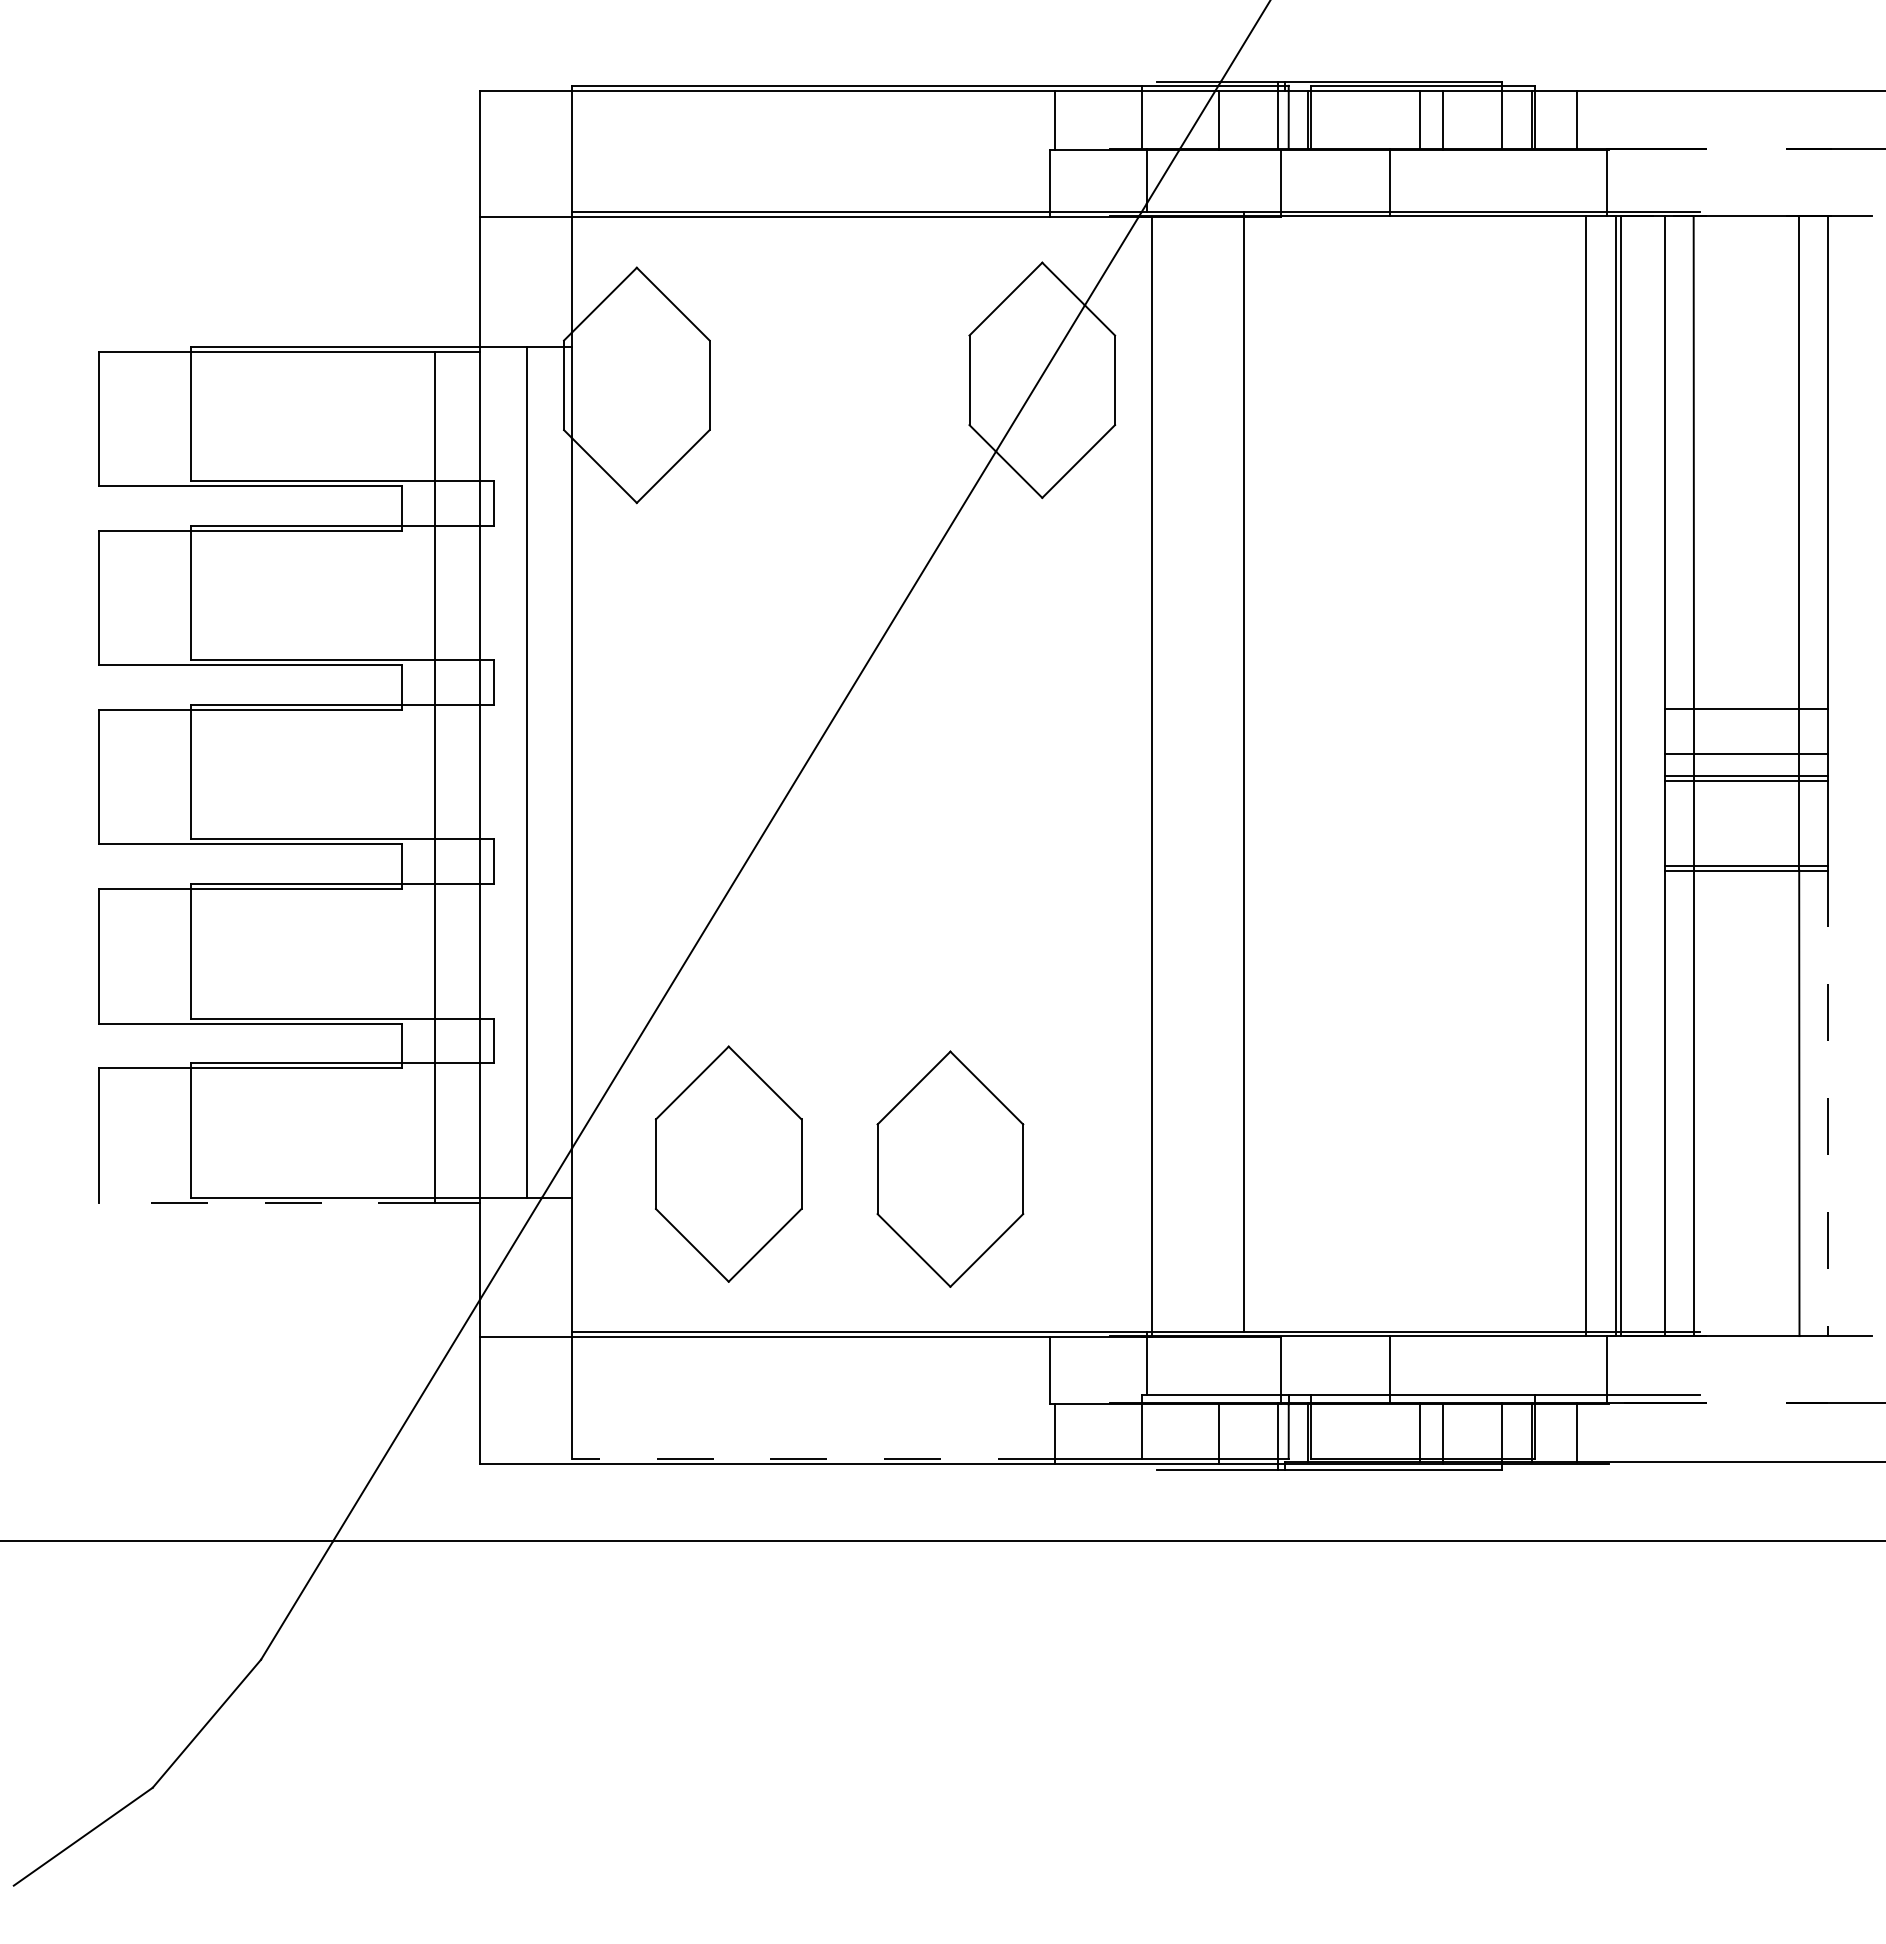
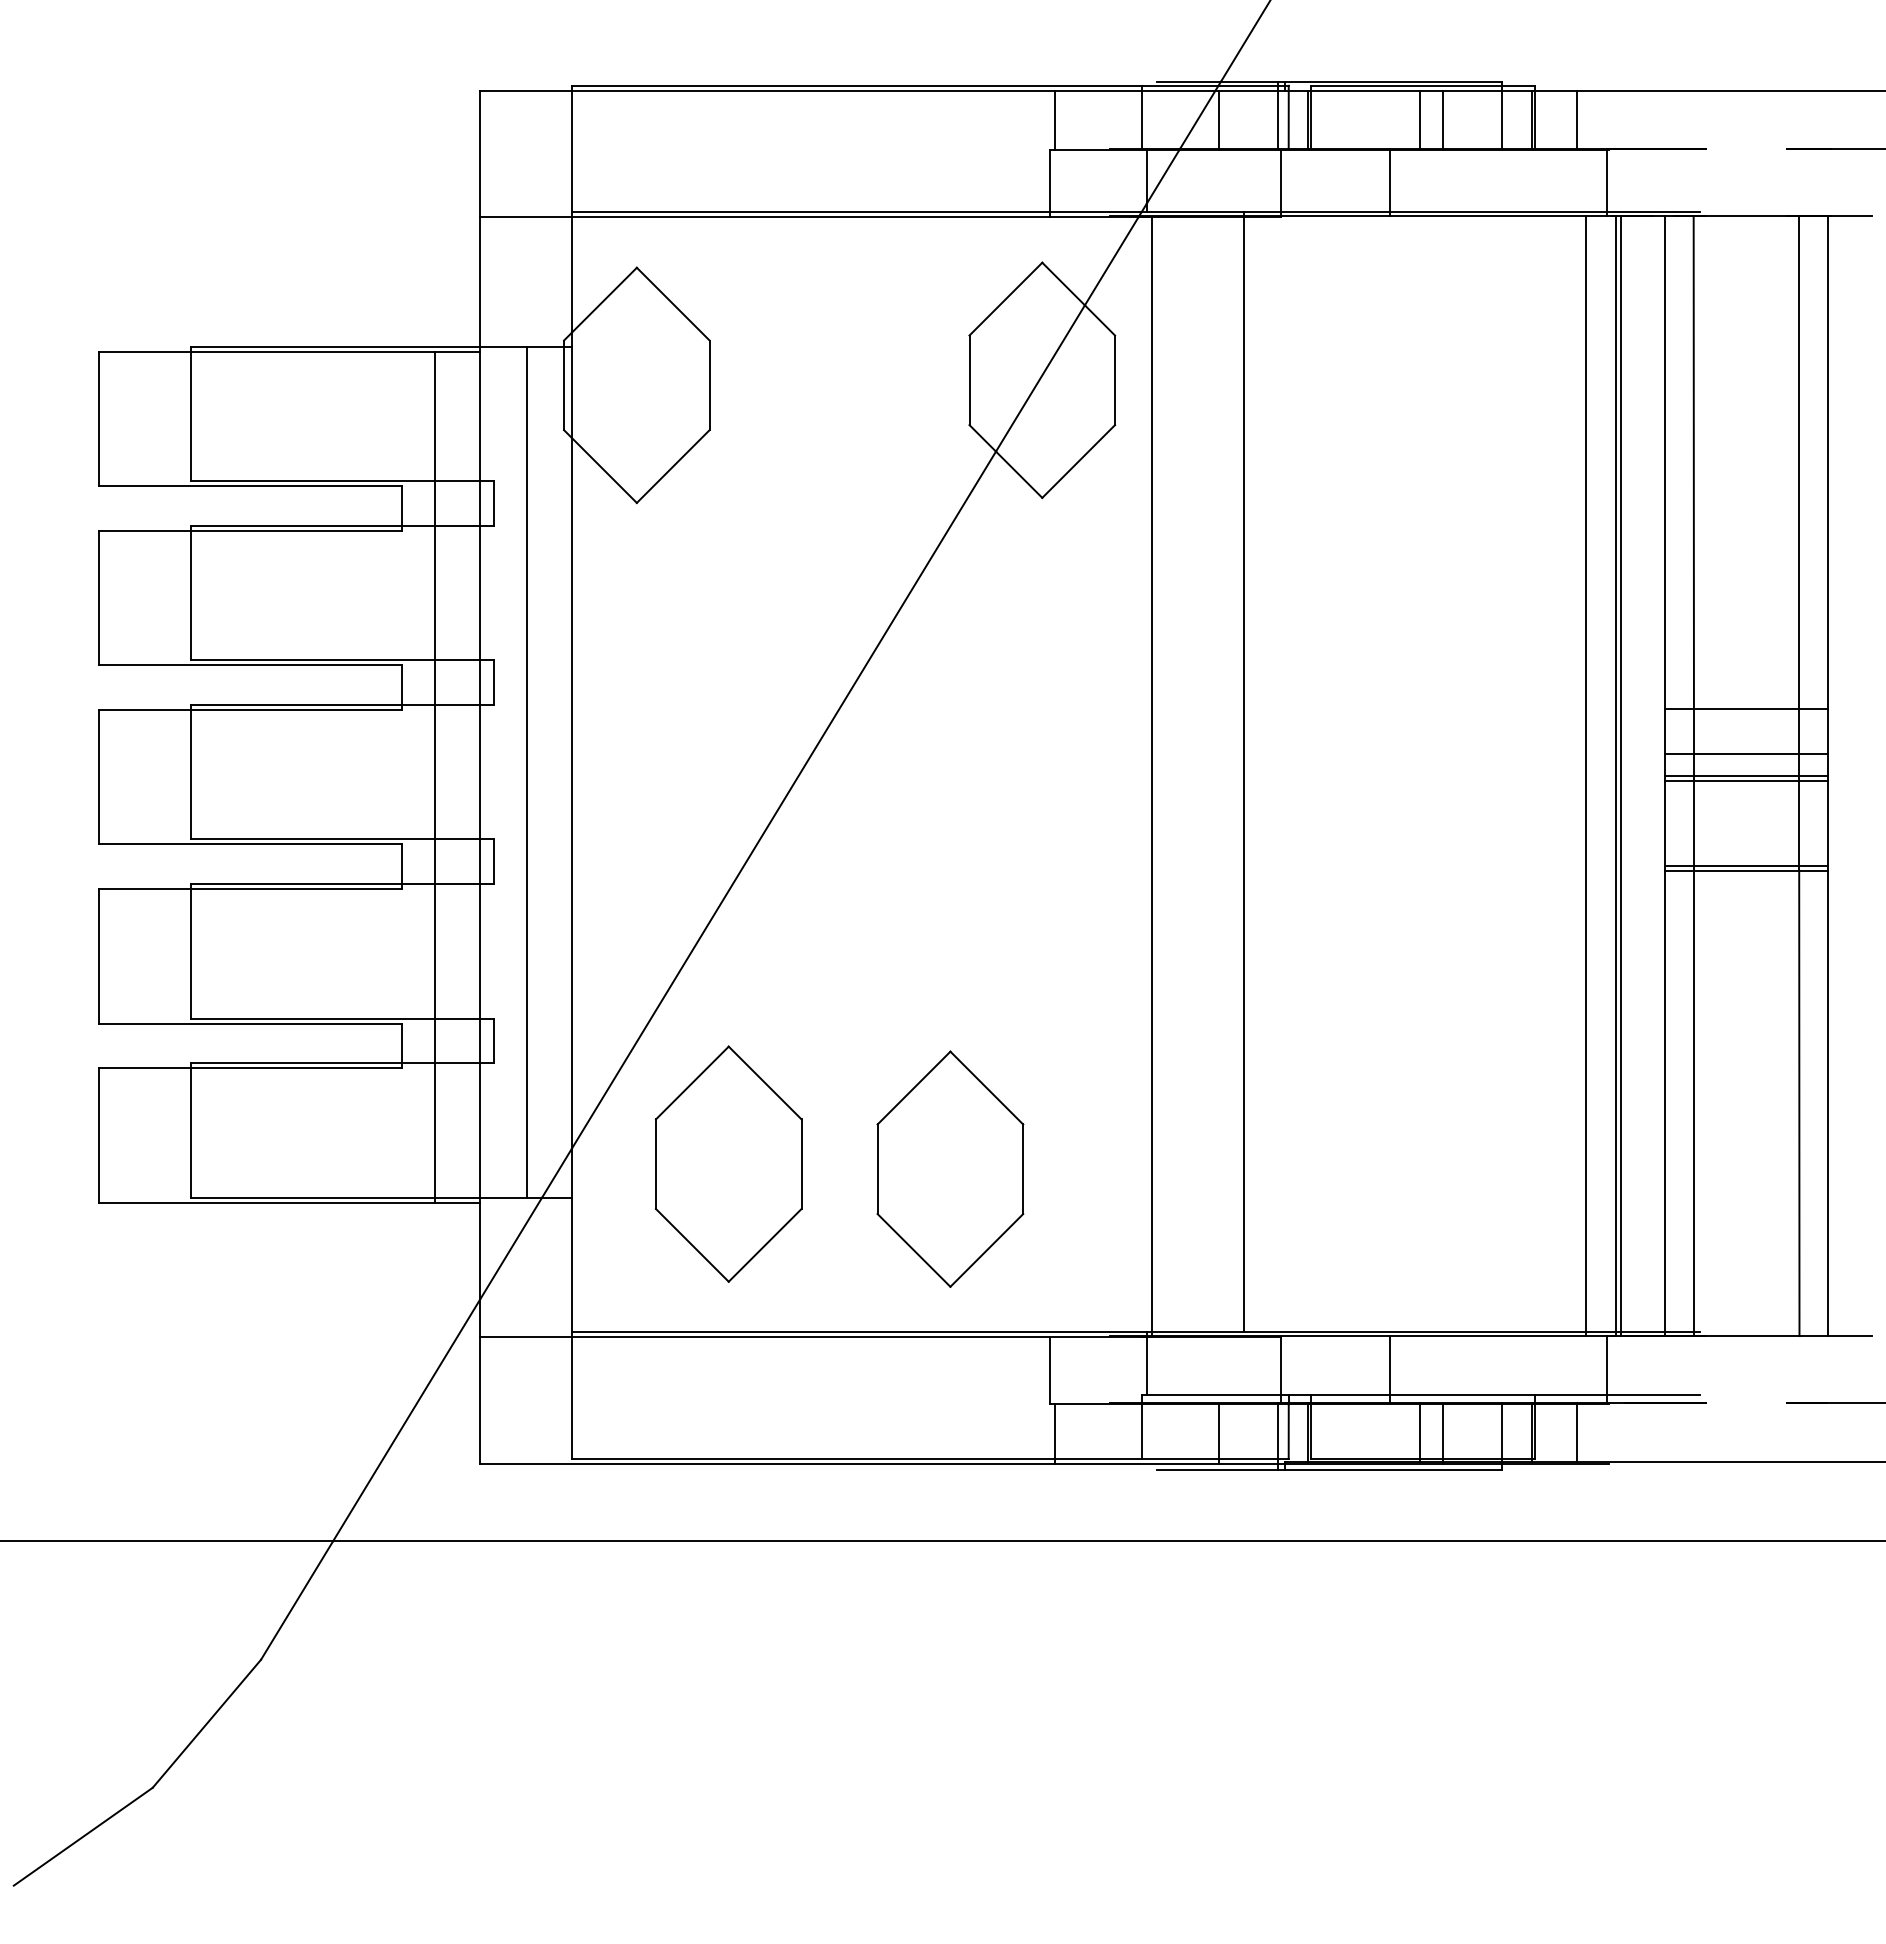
line: dashed -> solid (1828, 1103)
line: dashed -> solid (267, 1202)
line: dashed -> solid (812, 1458)
